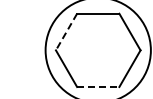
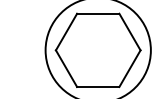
line: dashed -> solid (66, 32)
line: dashed -> solid (98, 86)
